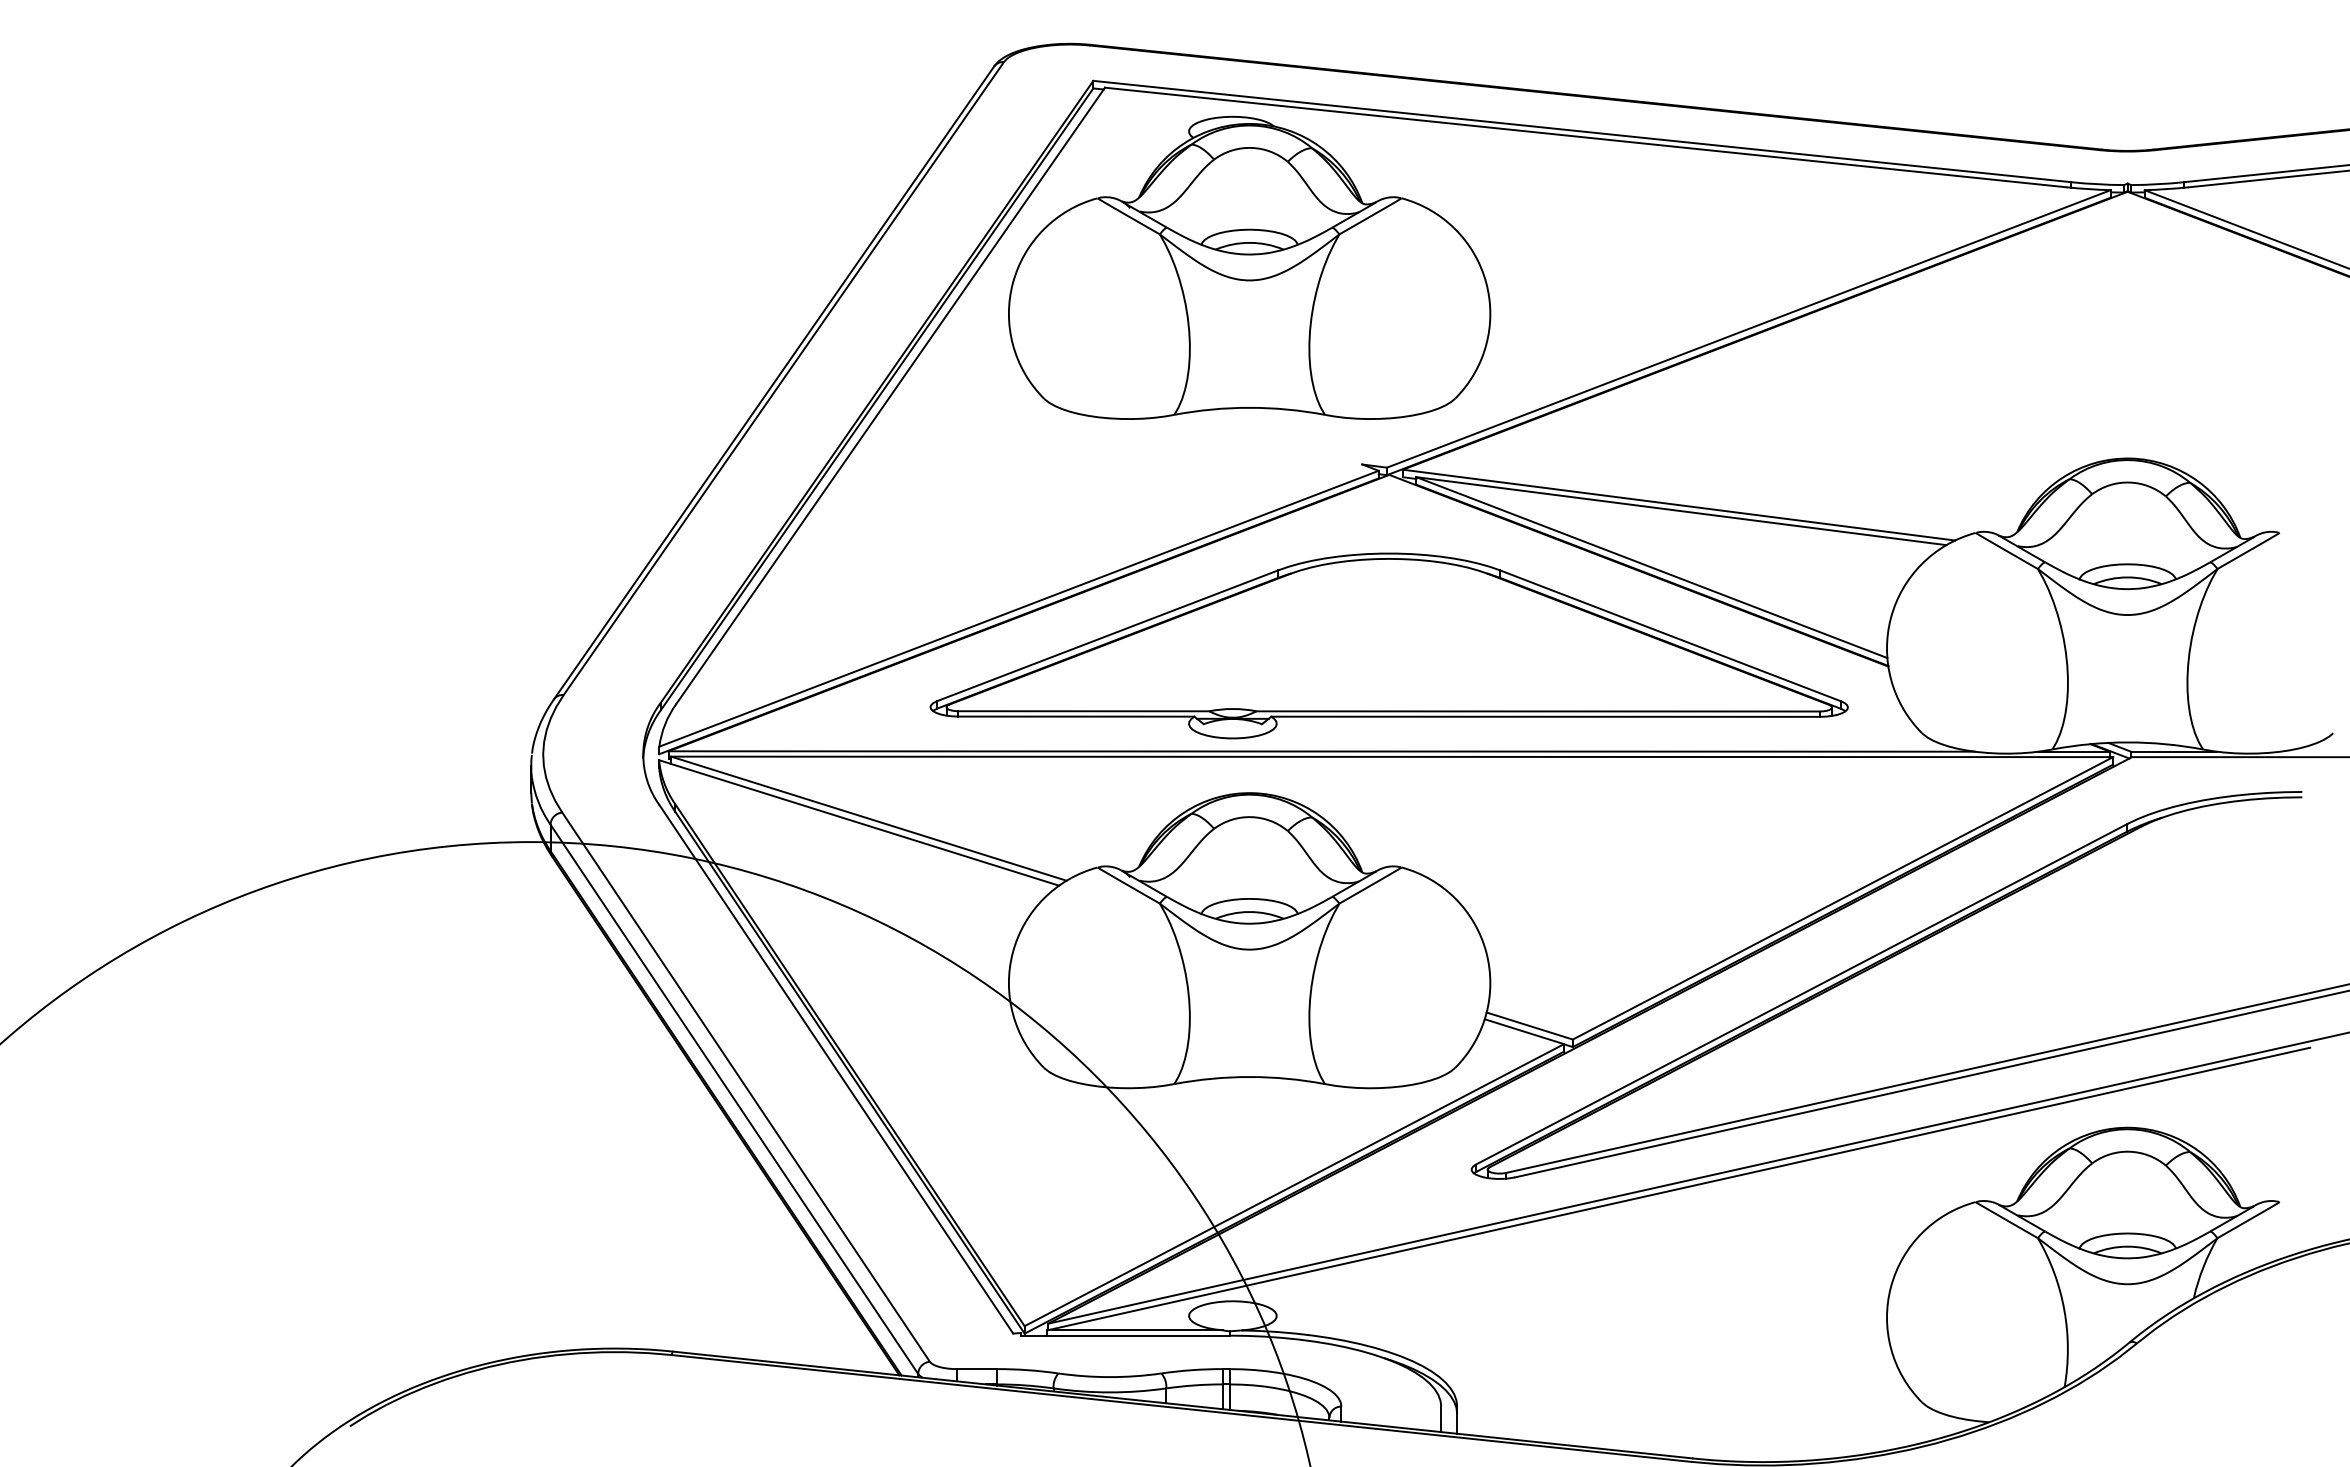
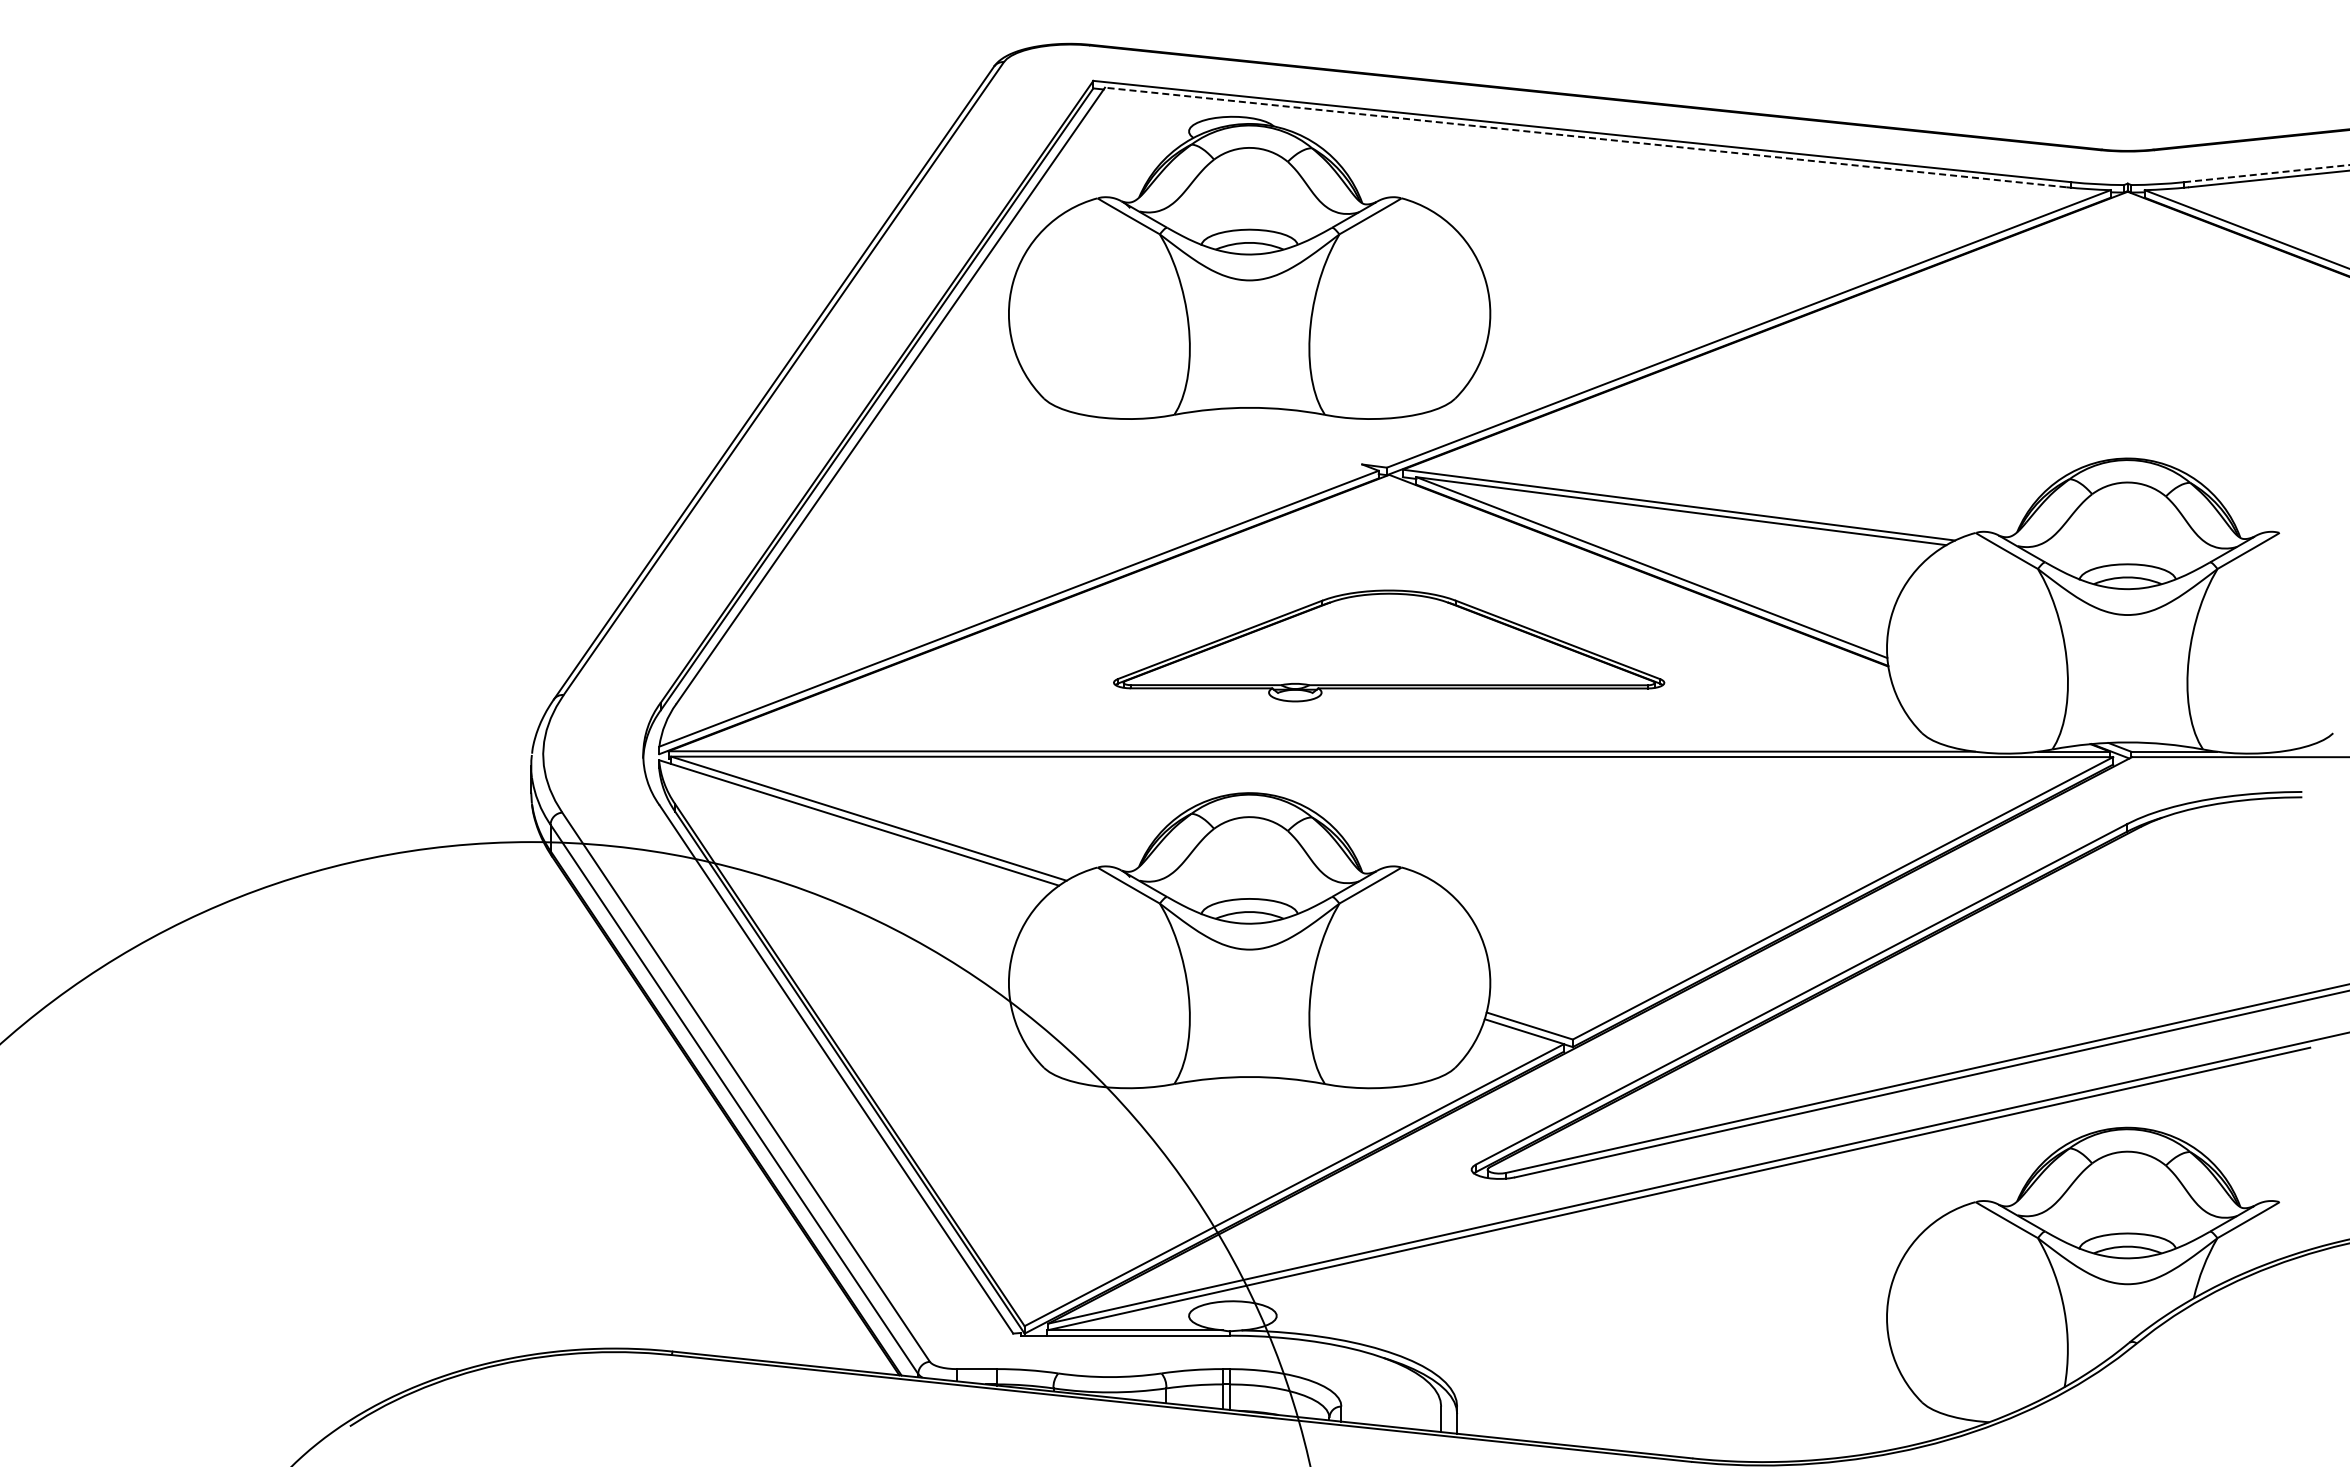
line: solid -> dashed (1585, 137)
line: solid -> dashed (2266, 173)
part size: 920x188 px -> 553x114 px (1389, 645)
